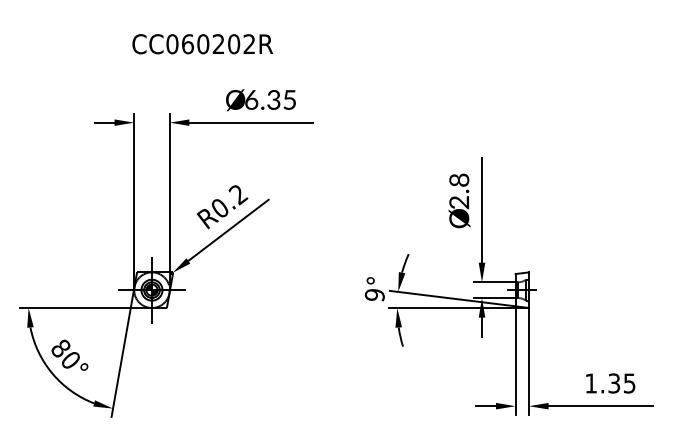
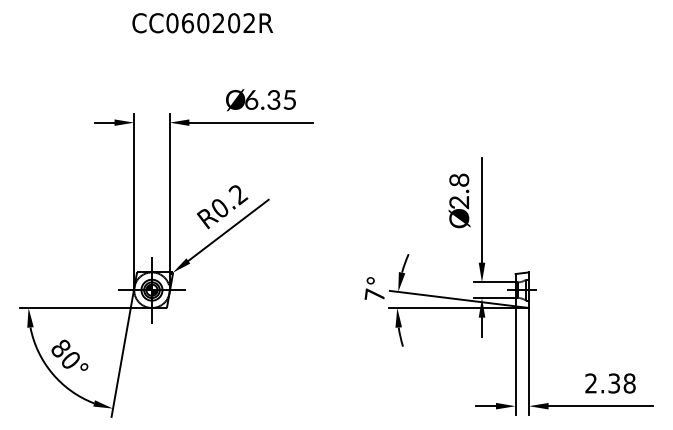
text position: (202, 44) -> (202, 23) (202, 23)
text: 9° -> 7° (374, 294)
text: 1.35 -> 2.38 (610, 383)
